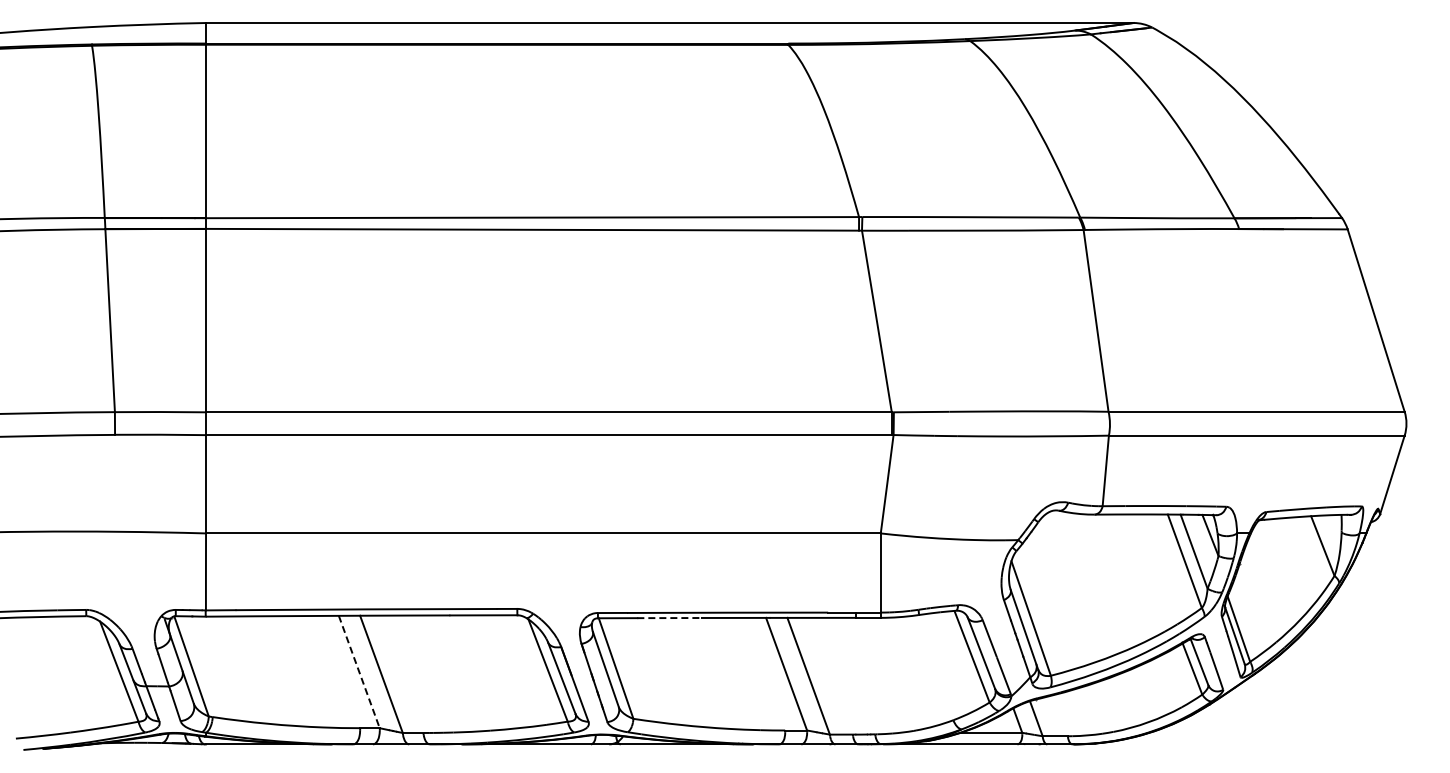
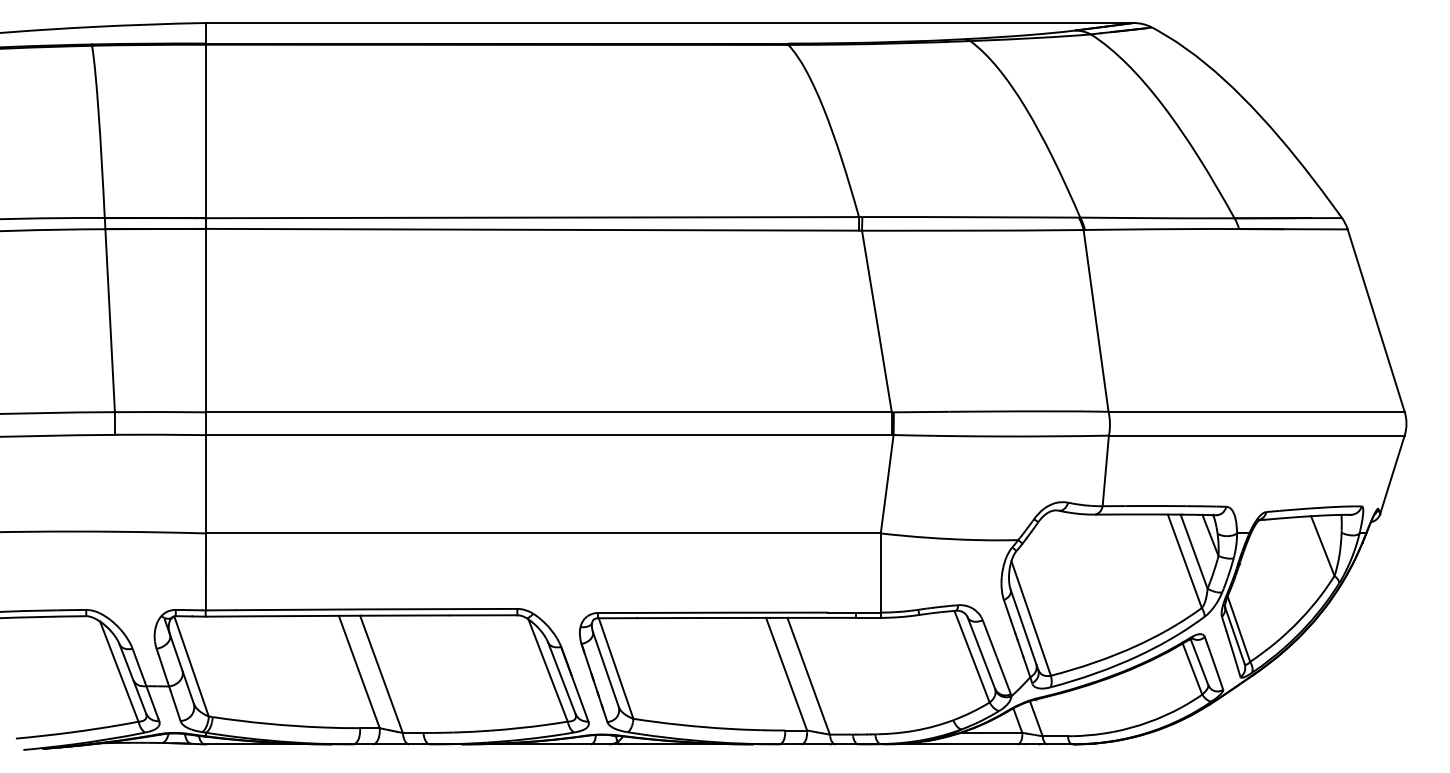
line: dashed -> solid (670, 618)
line: dashed -> solid (359, 672)
